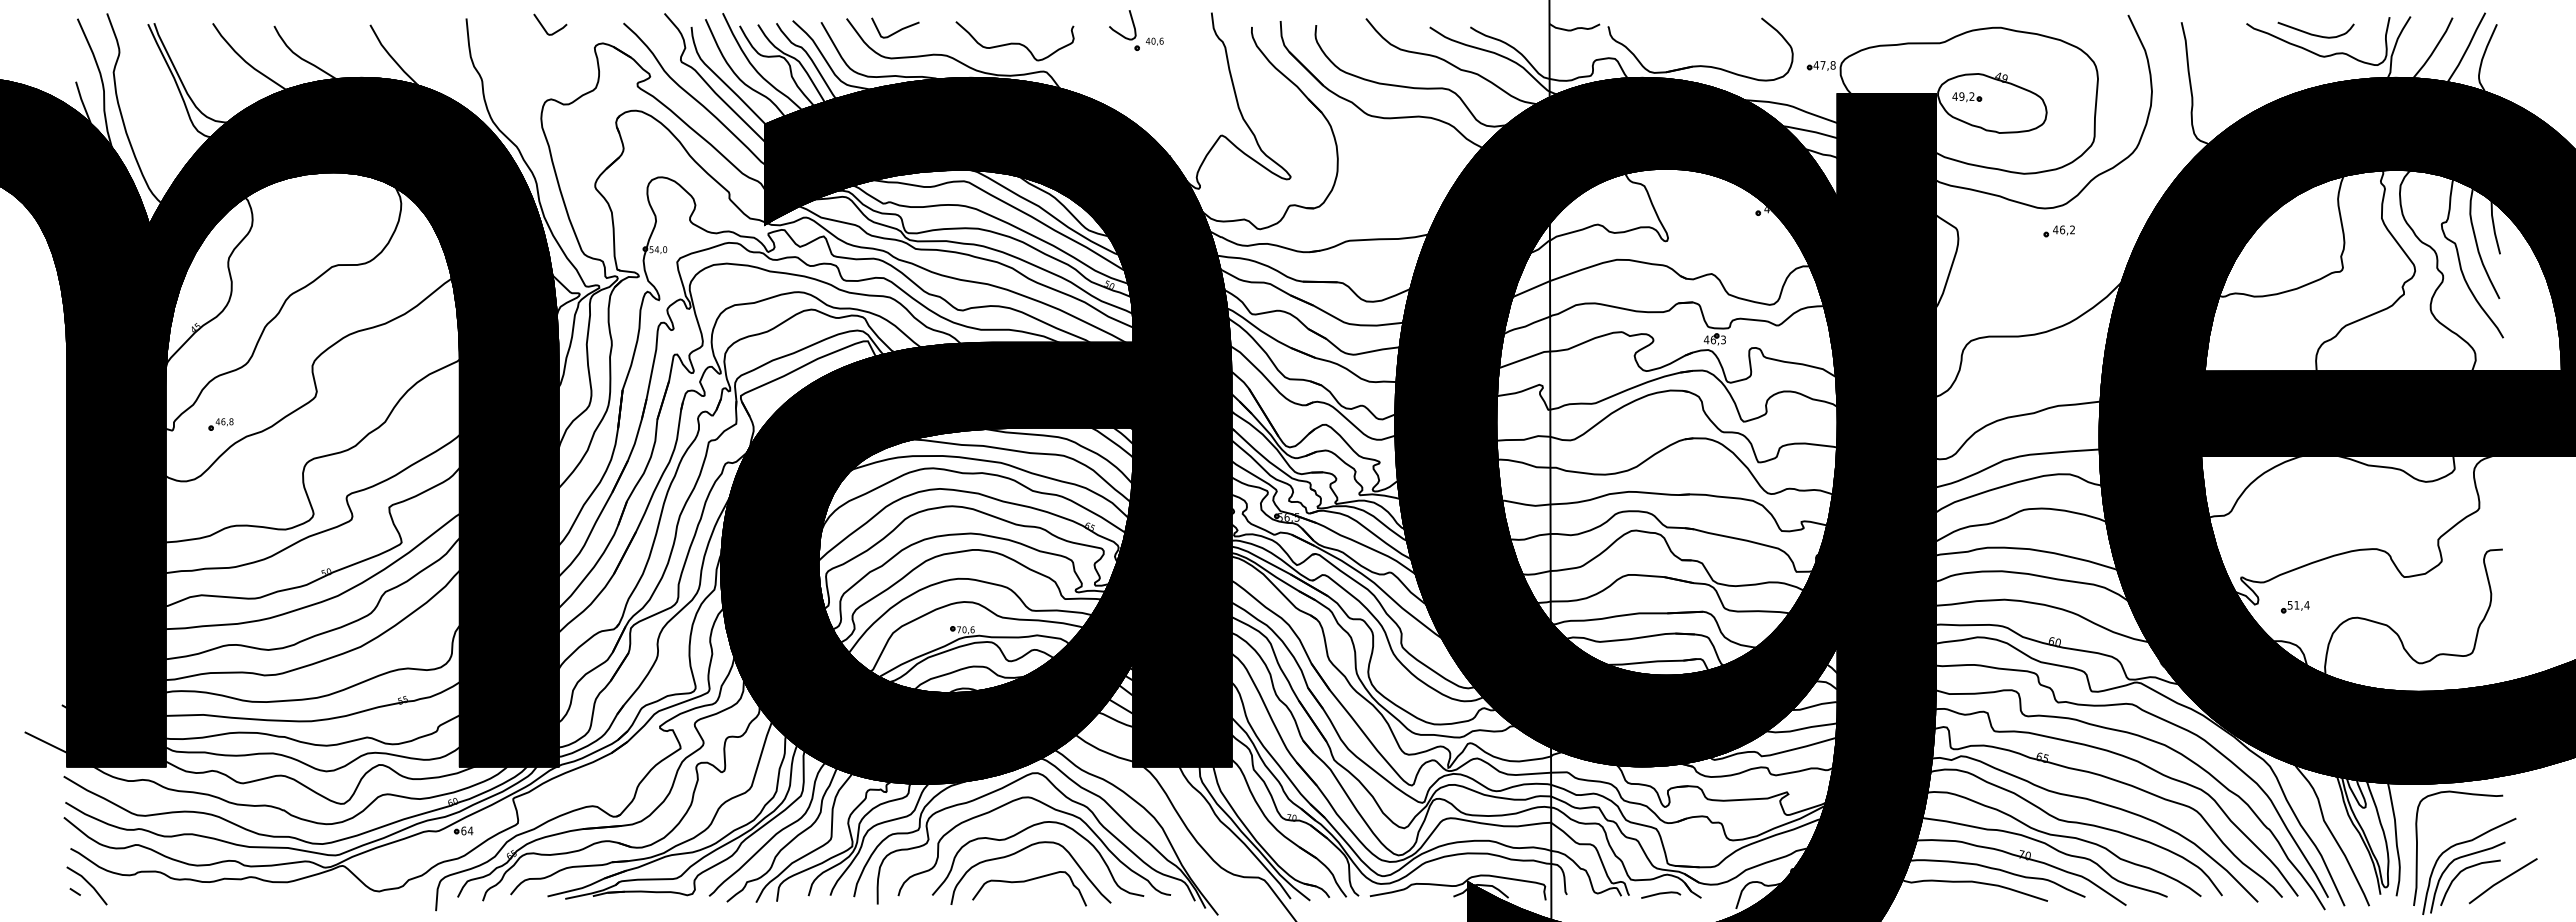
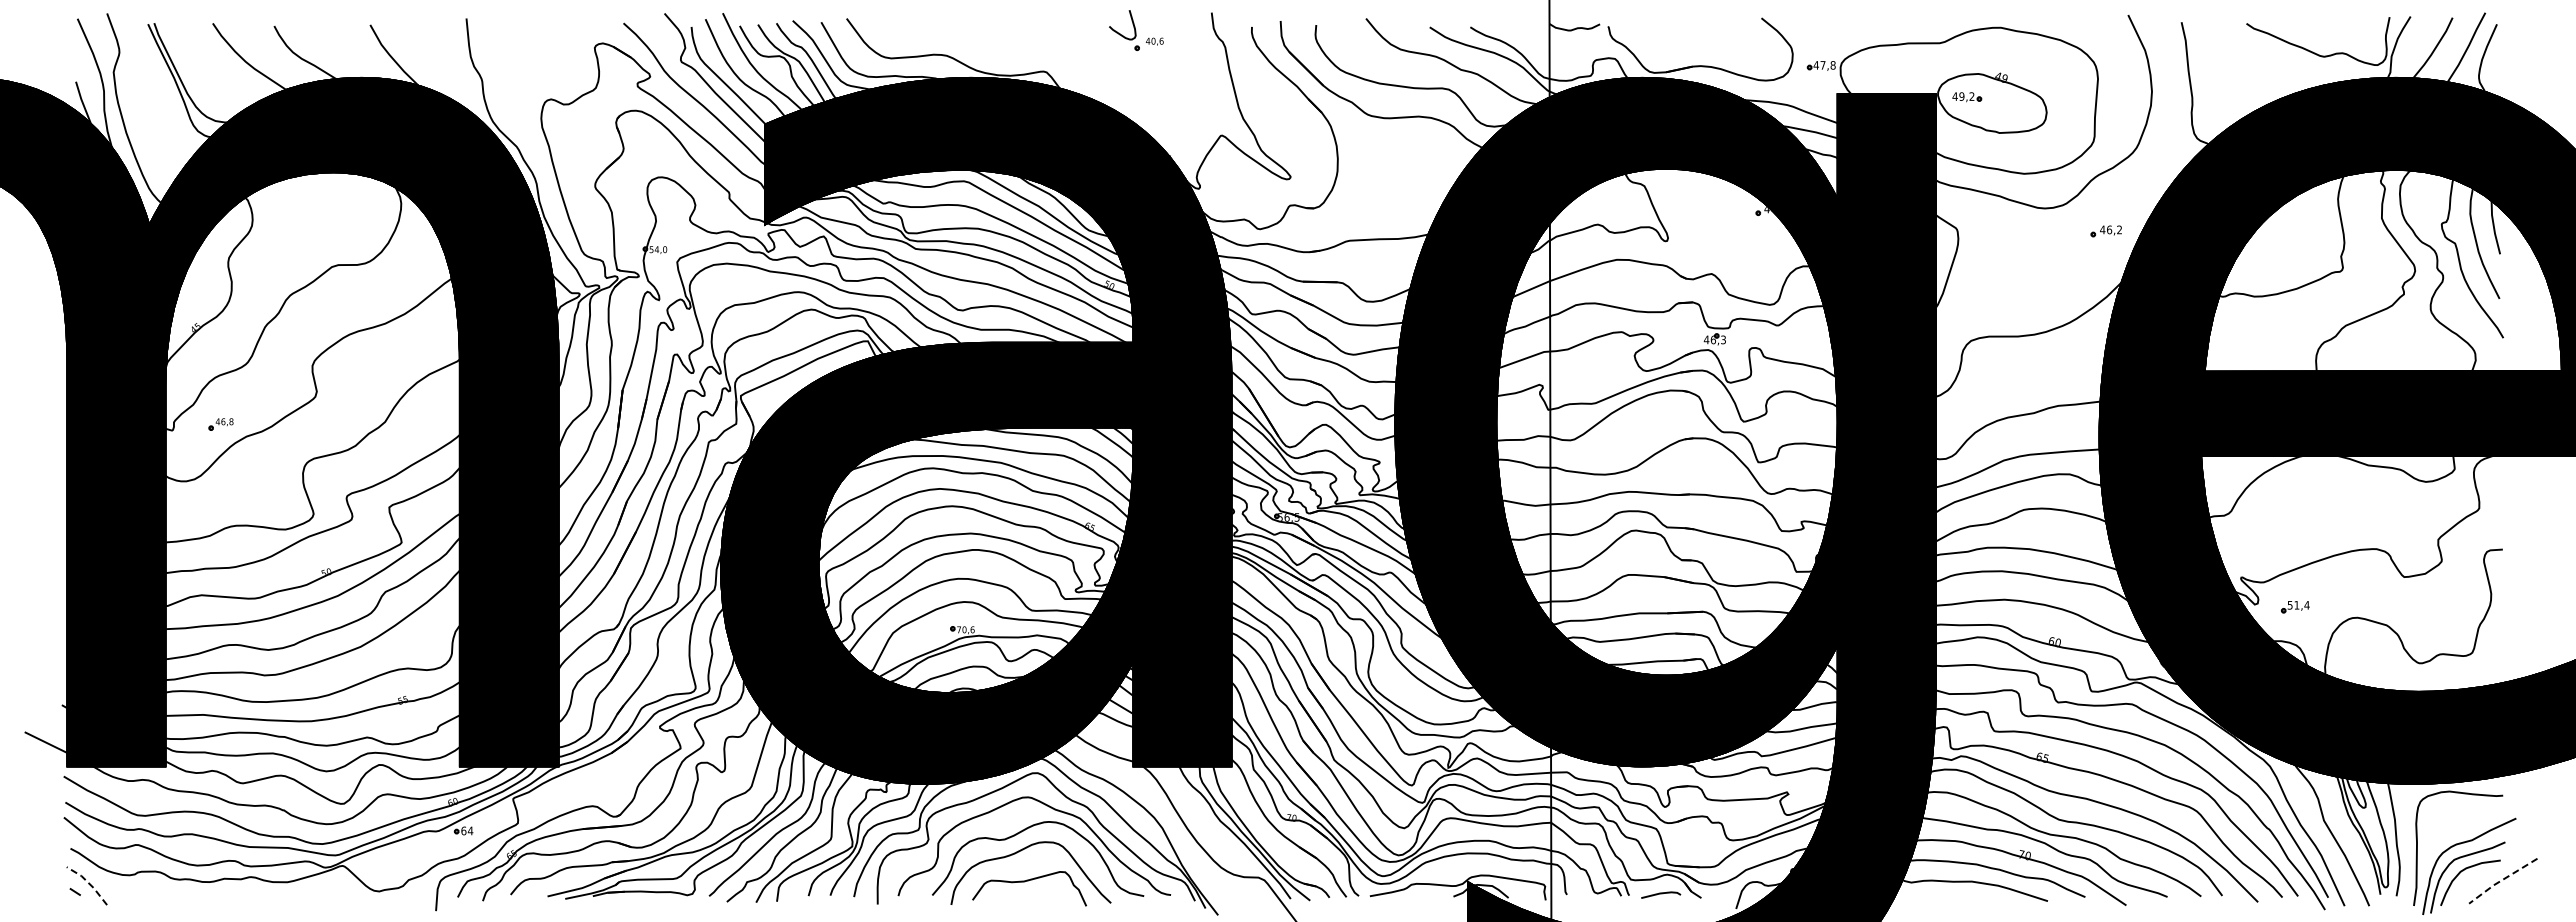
curve: present -> none (544, 27)
curve: present -> none (897, 30)
curve: present -> none (2312, 33)
curve: present -> none (1014, 42)
part position: (2058, 231) -> (2105, 231) (2105, 231)
line: solid -> dashed (2502, 880)
line: solid -> dashed (88, 883)
